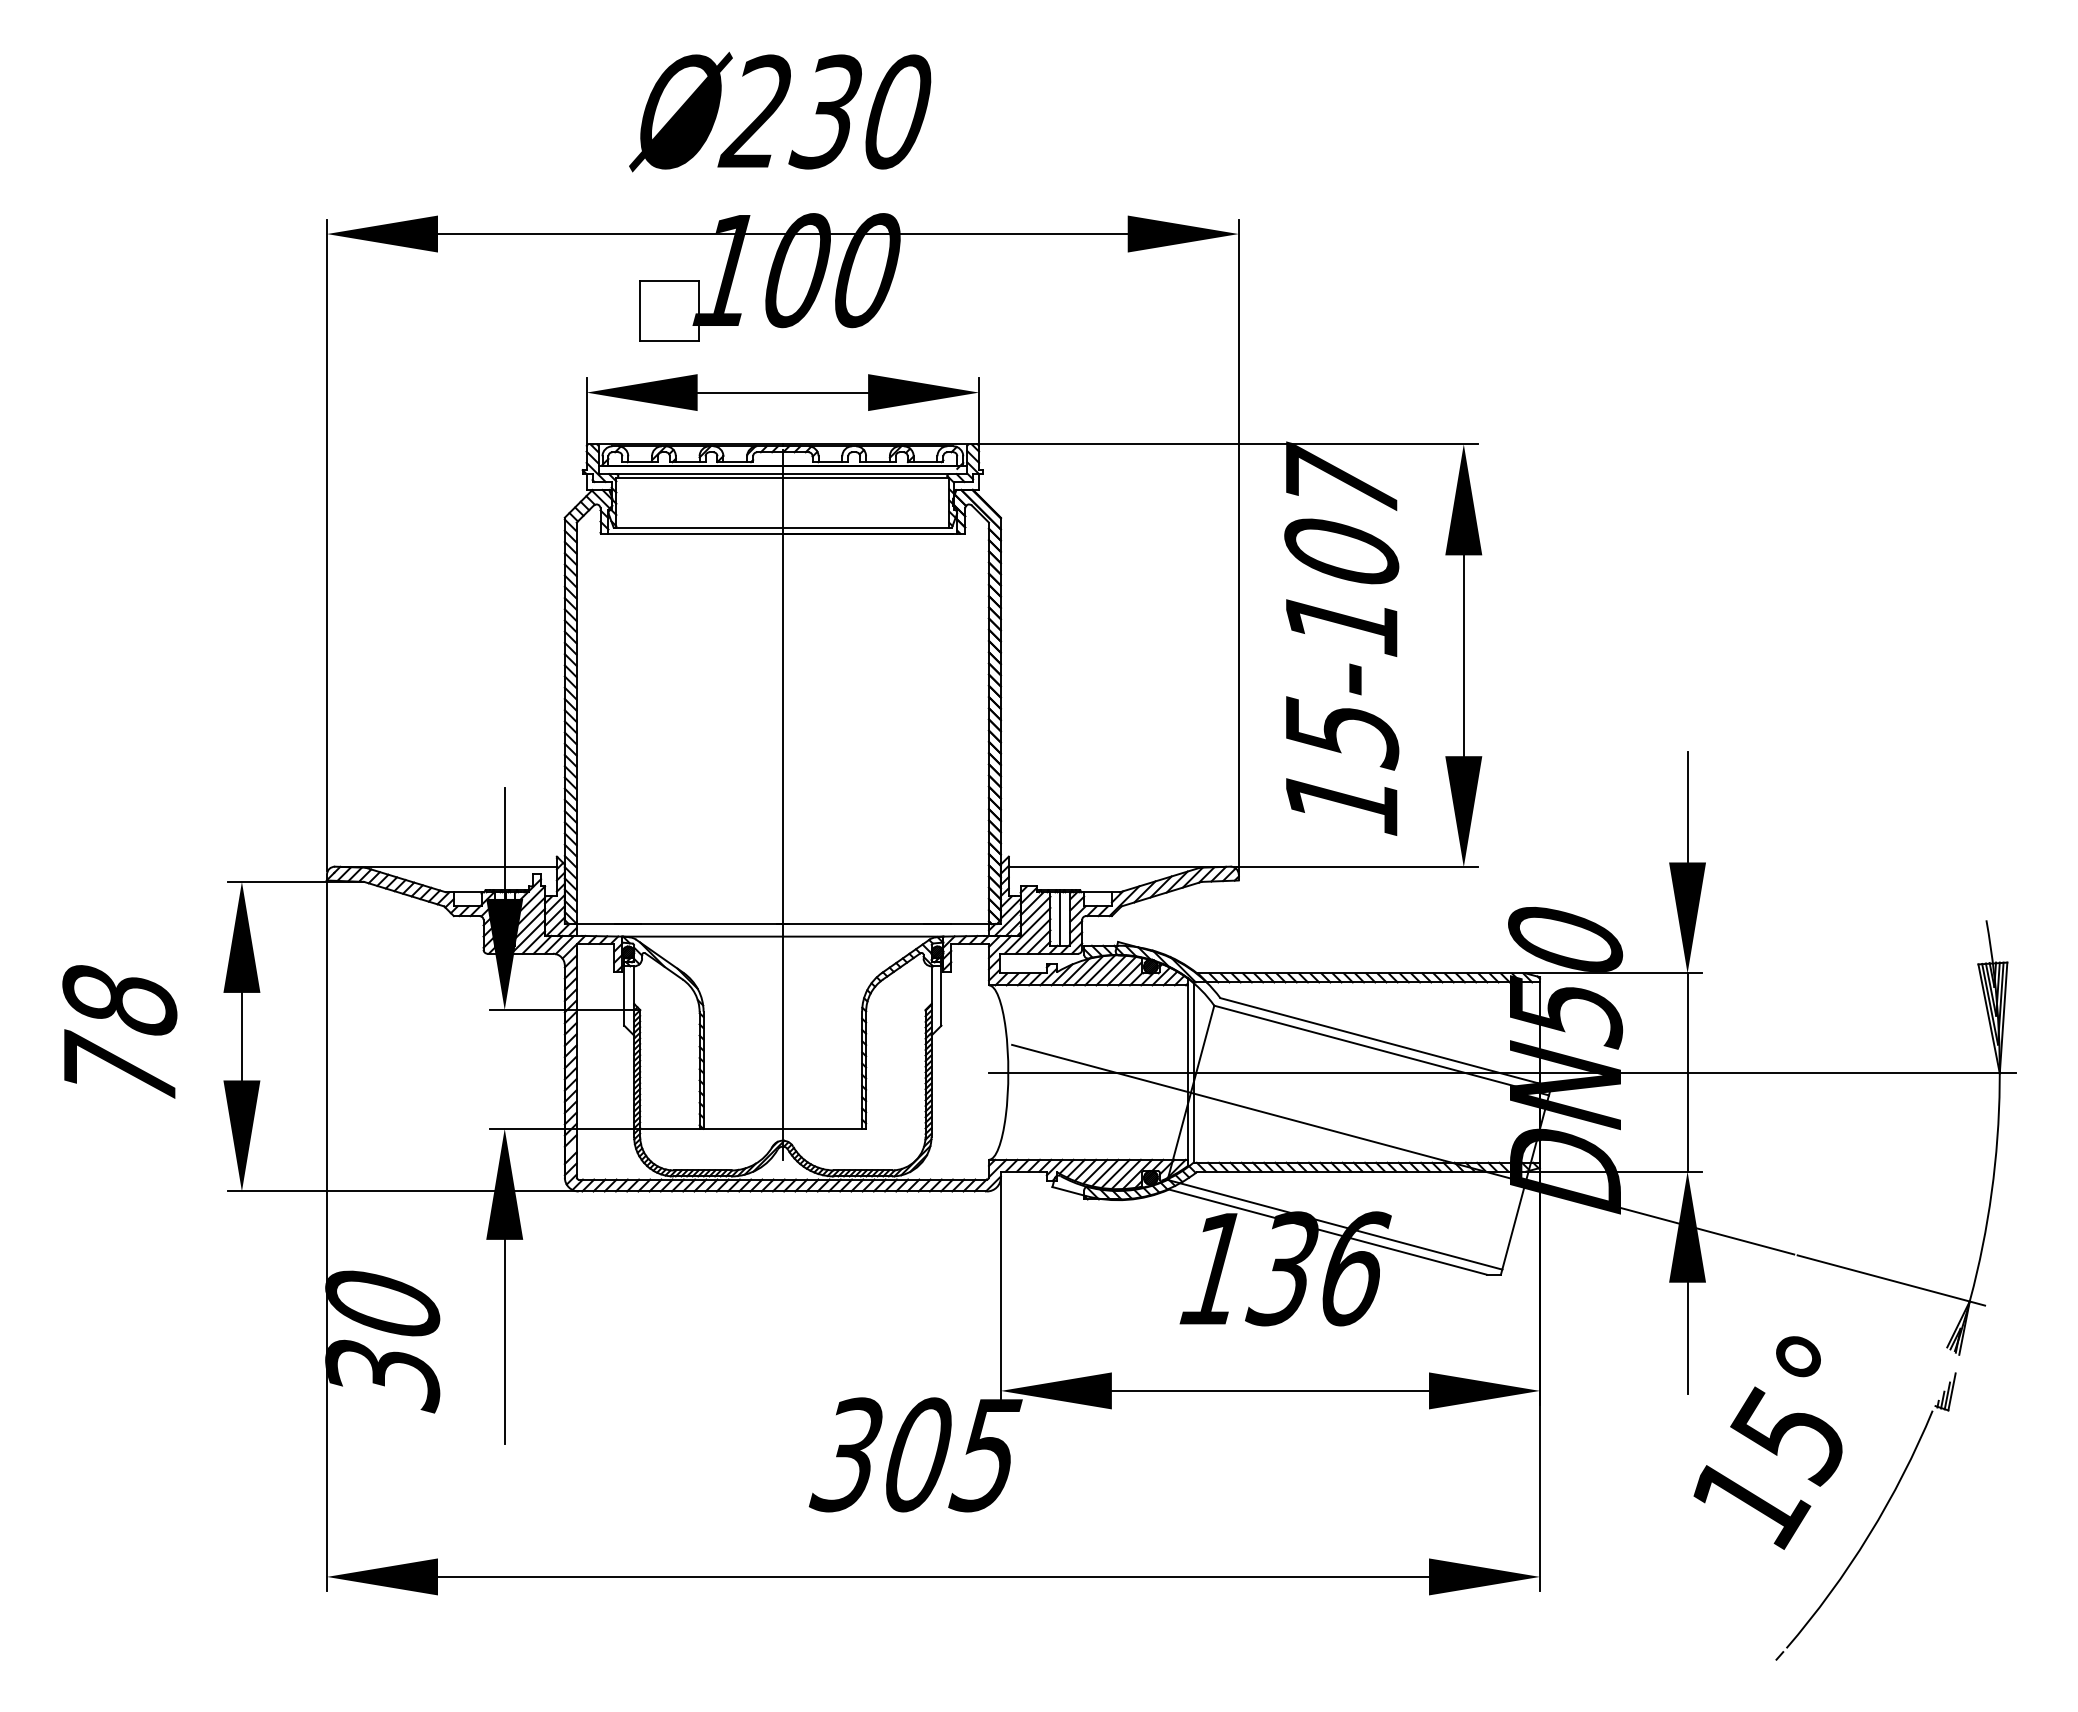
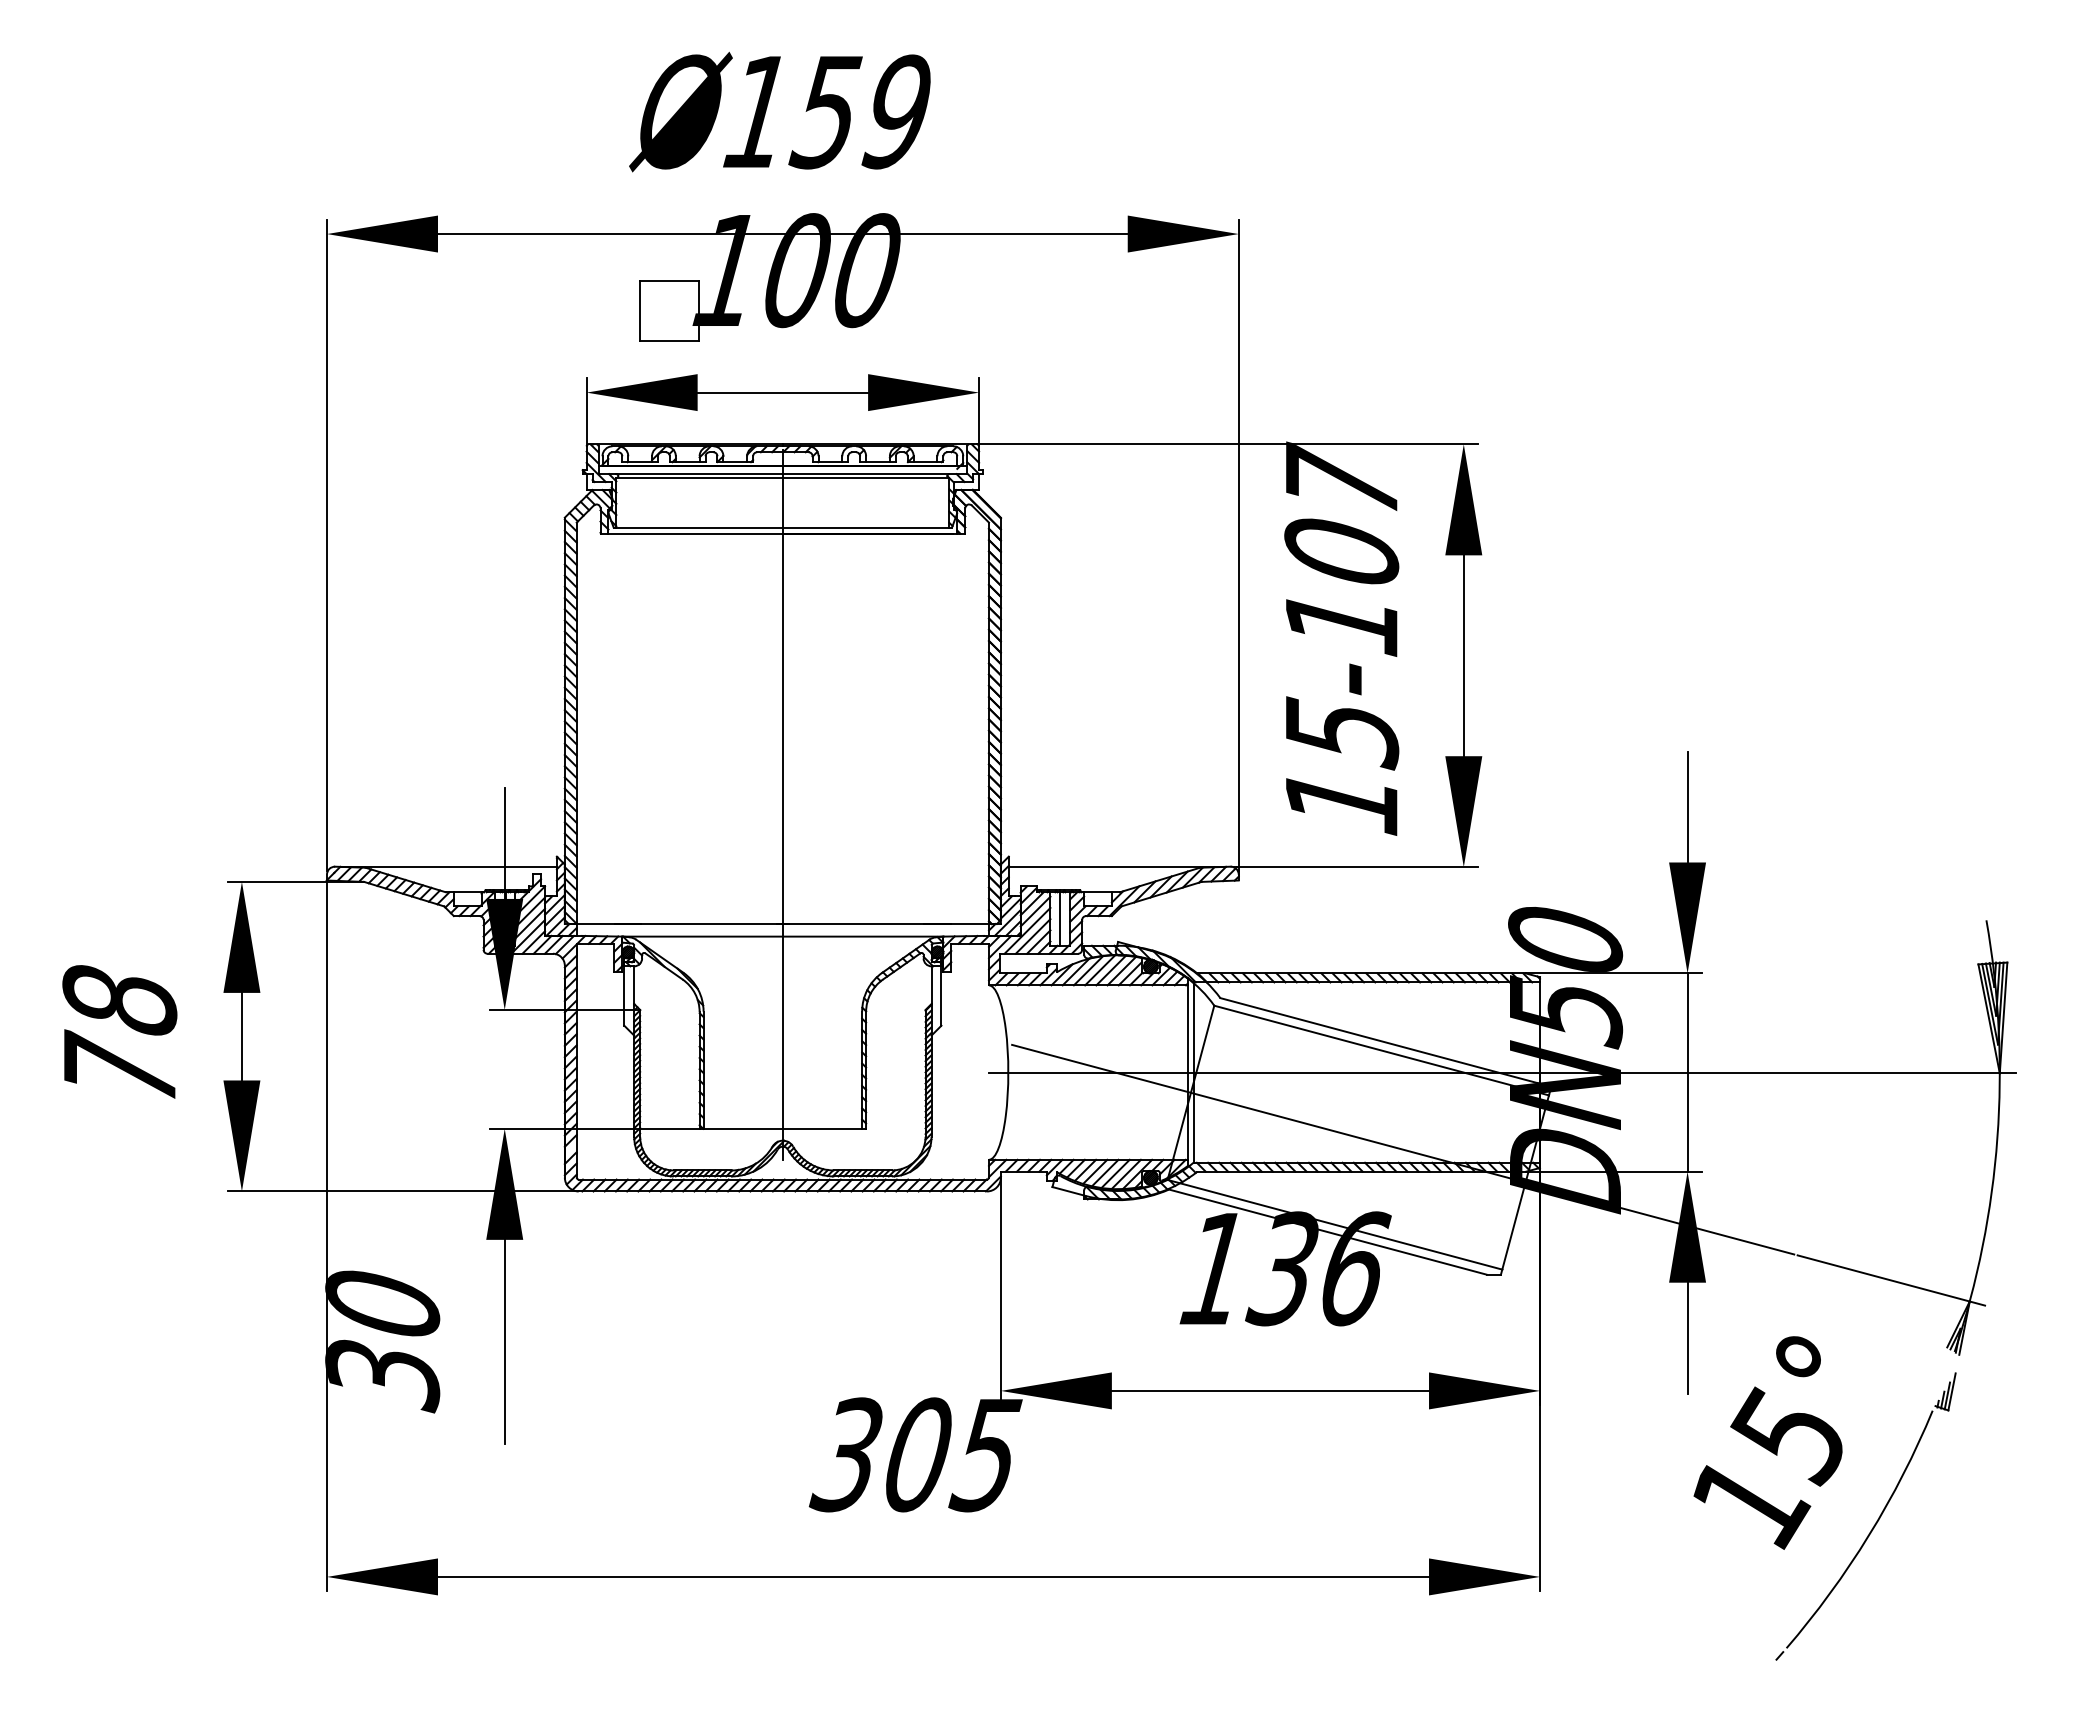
text: 230 -> 159 (824, 111)
